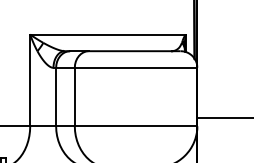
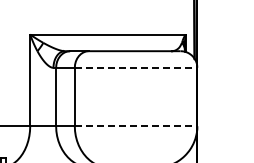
line: solid -> dashed (136, 67)
line: present -> none (223, 117)
line: solid -> dashed (136, 126)
